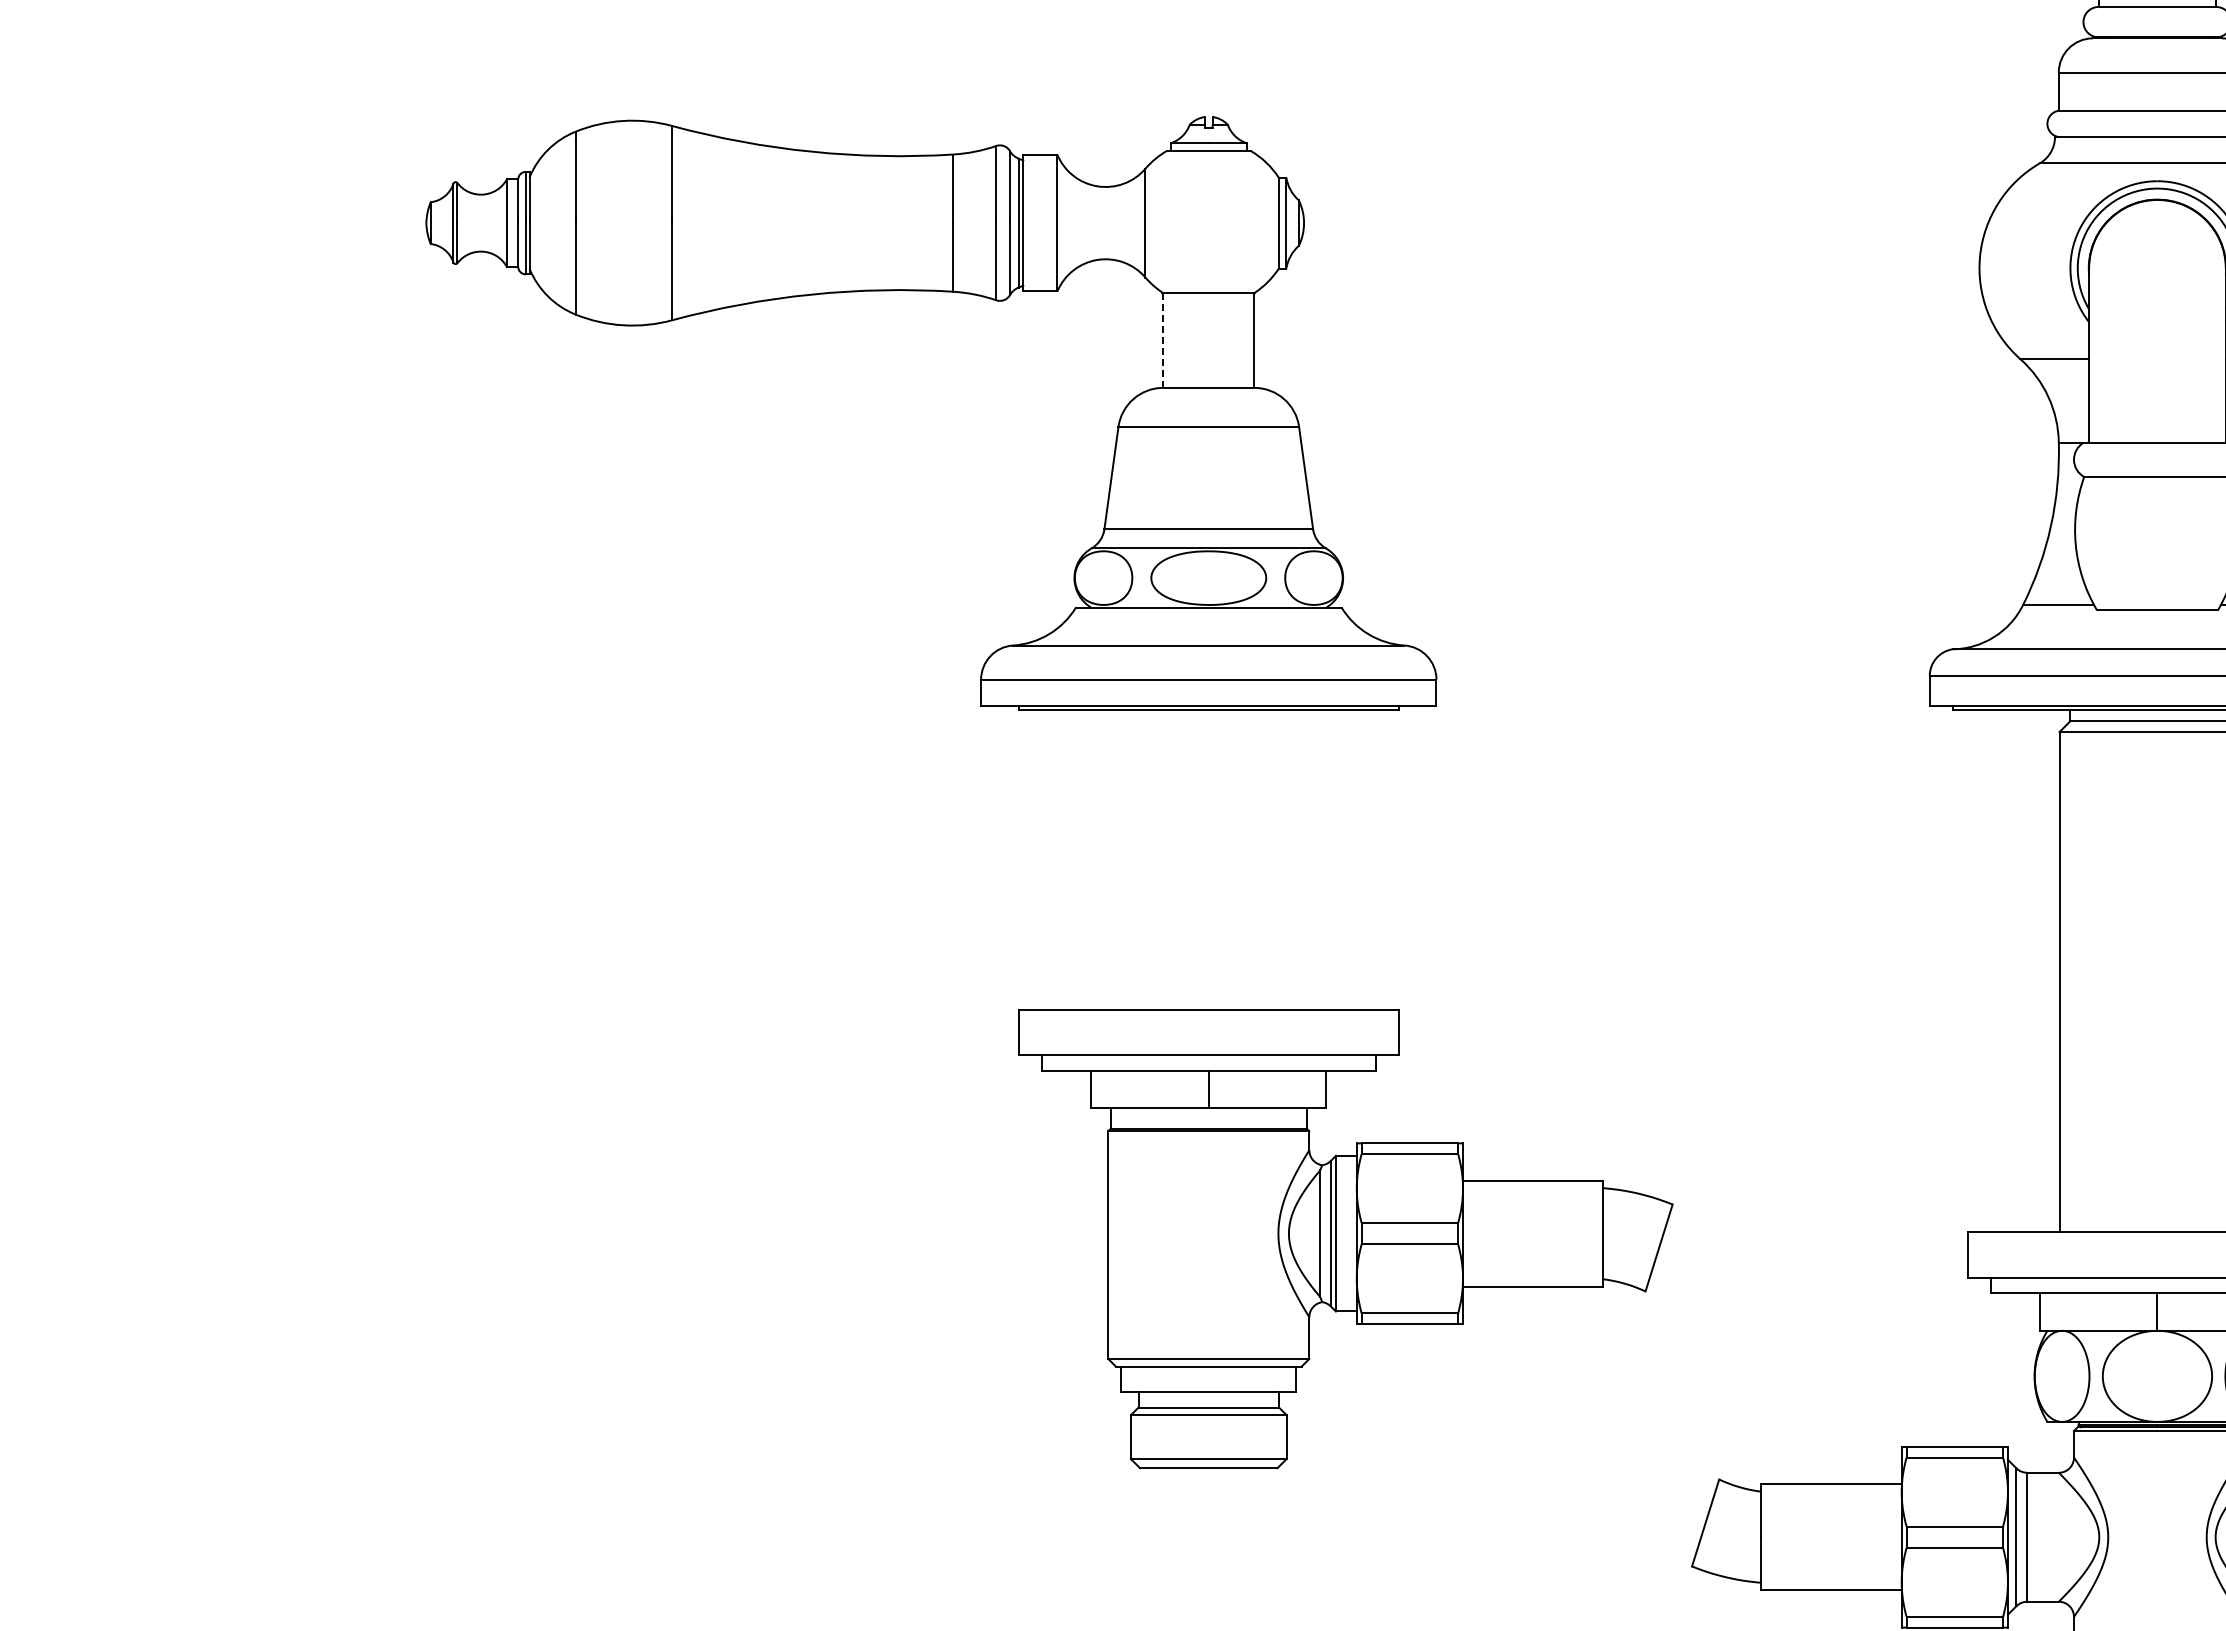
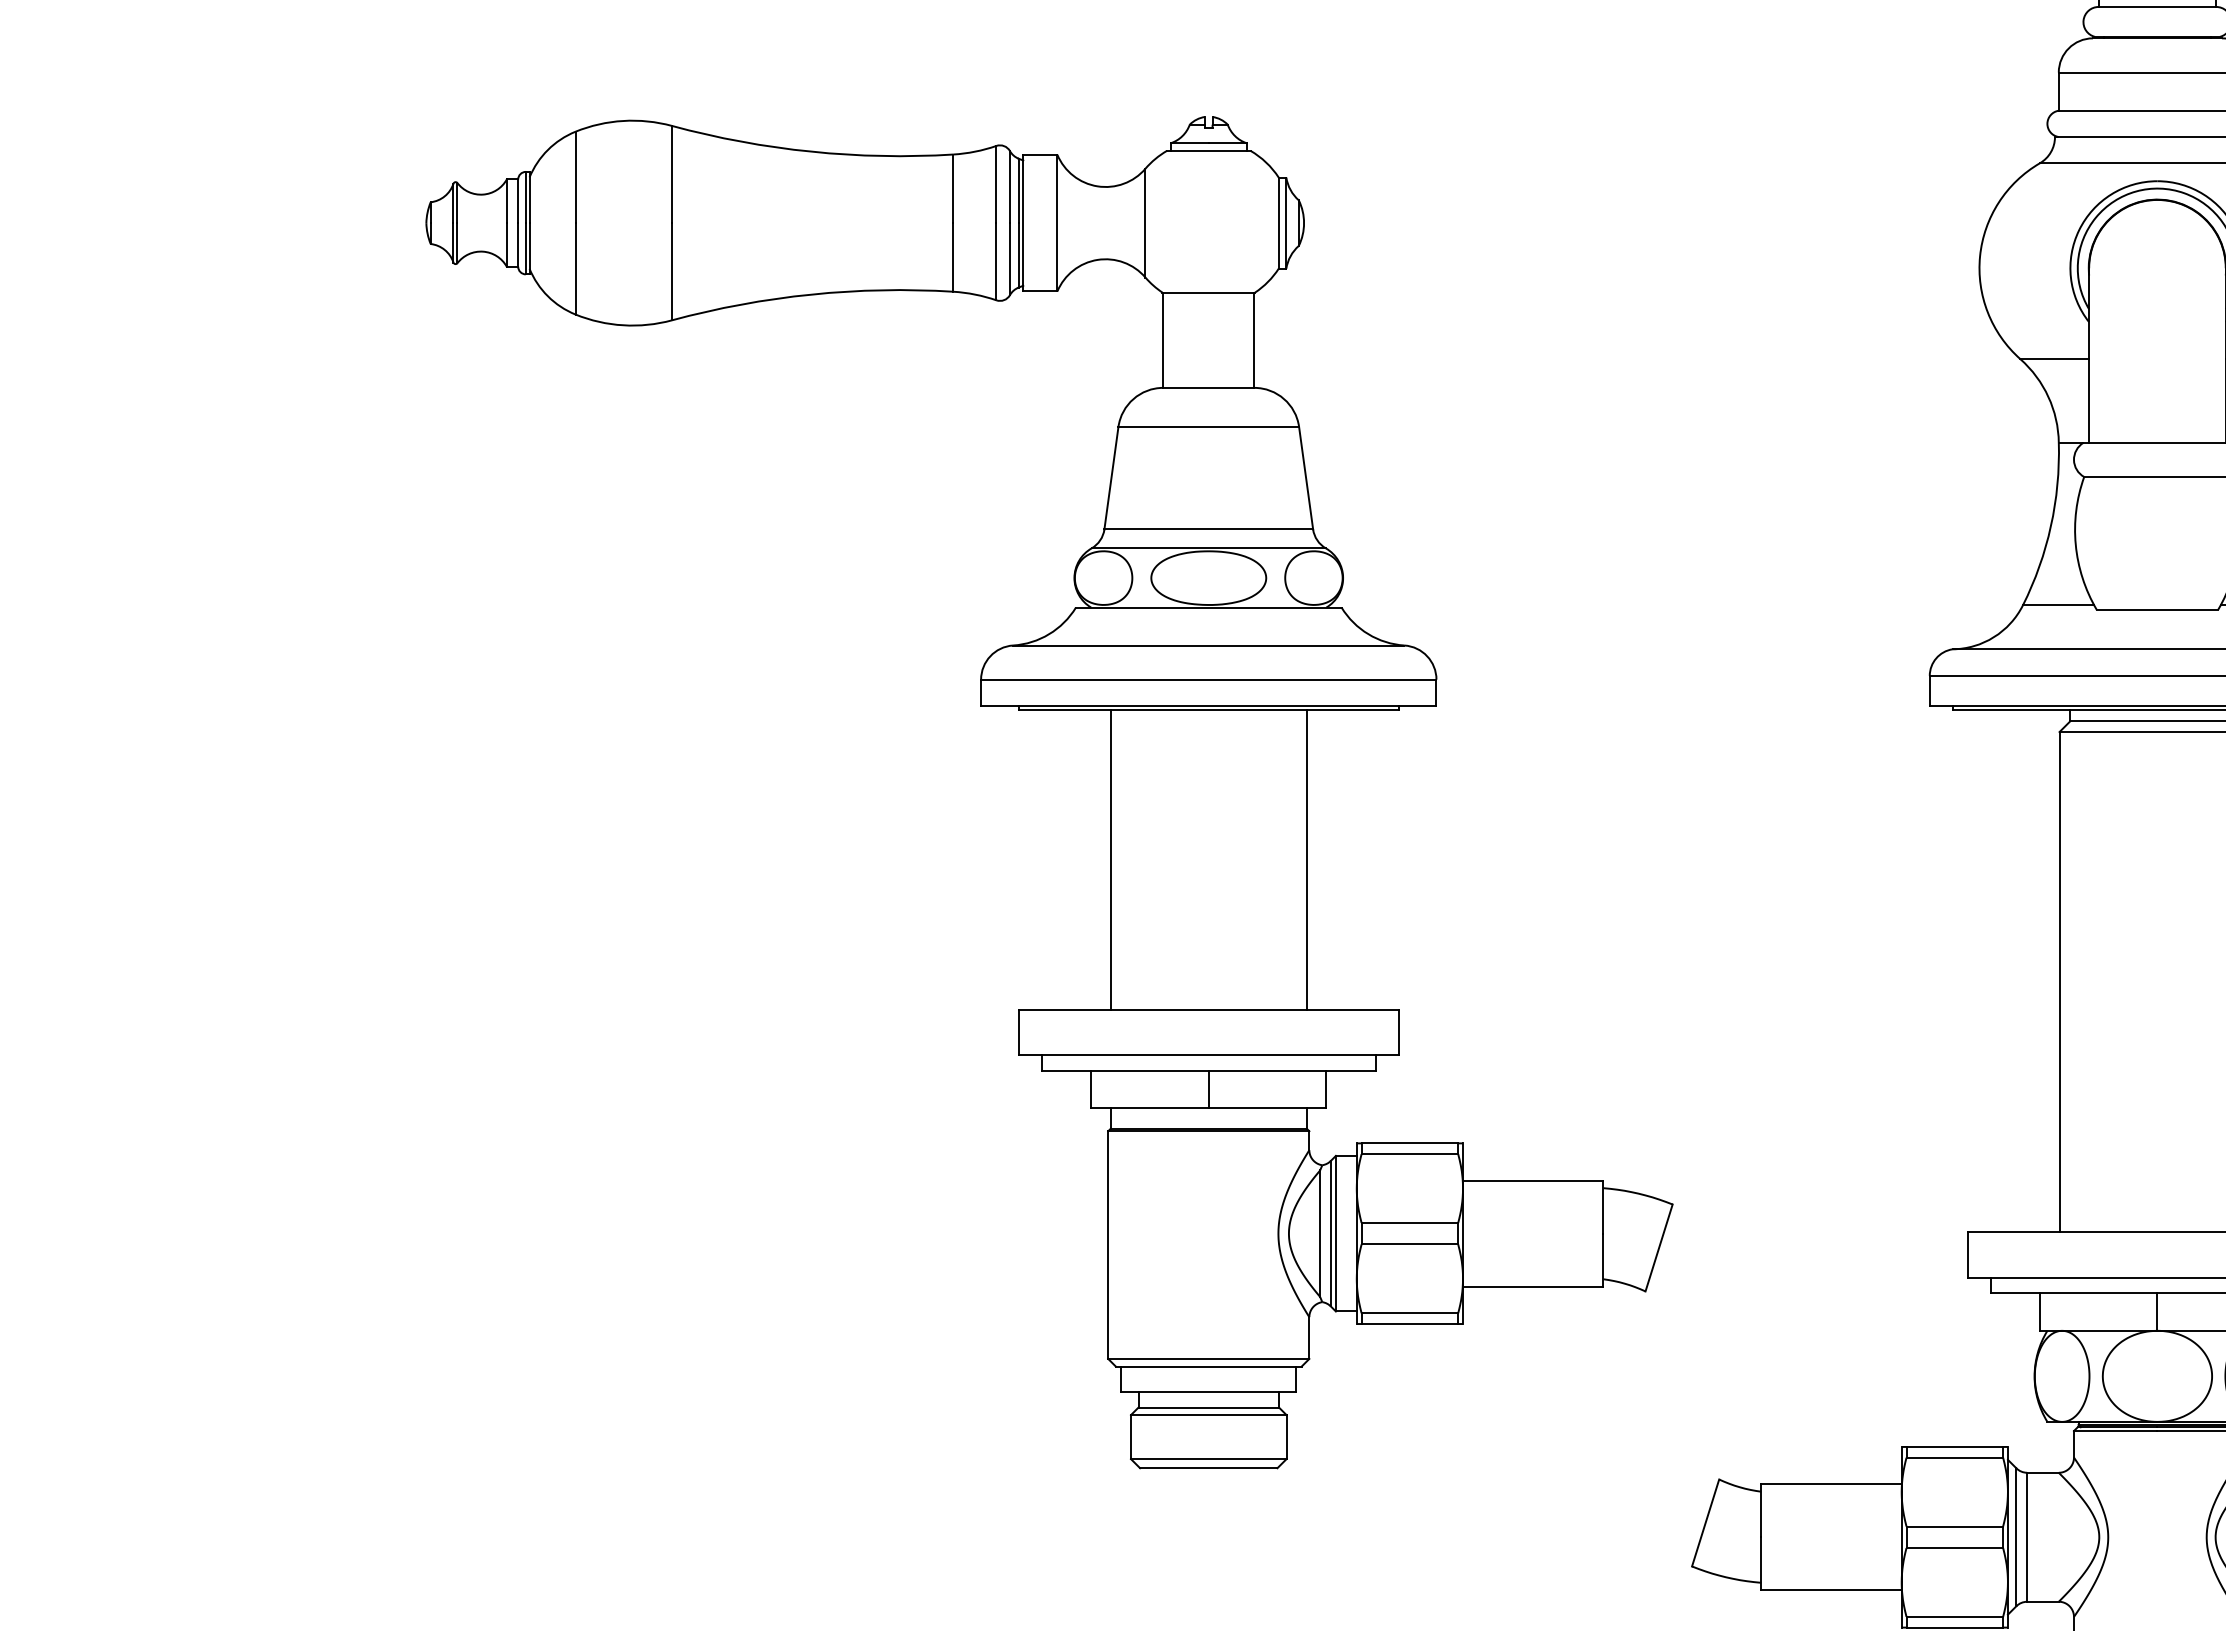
line: dashed -> solid (1163, 340)
line: none -> present (1110, 859)
line: none -> present (1306, 859)
